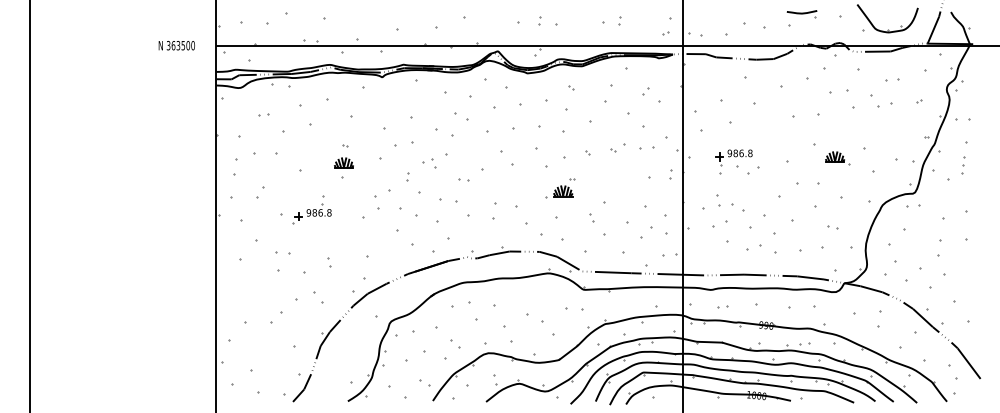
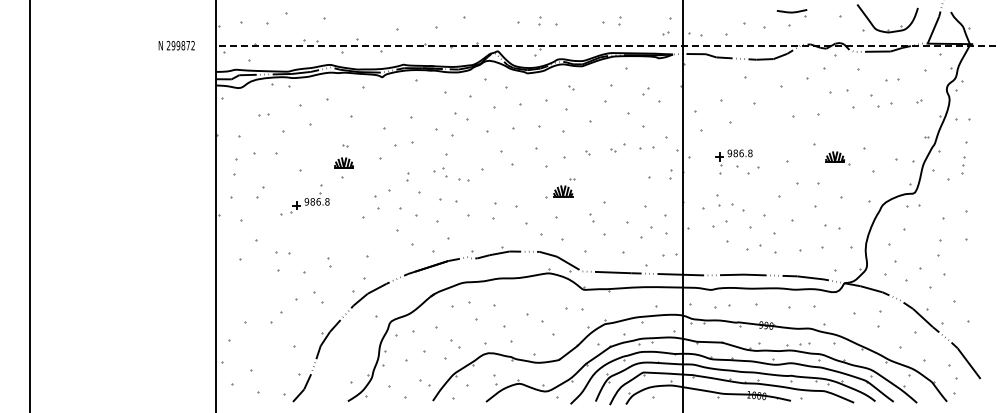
part position: (801, 14) -> (791, 13) (791, 13)
text: 363500 -> 299872 (180, 45)
line: solid -> dashed (607, 45)
part position: (429, 163) -> (440, 172) (440, 172)
part position: (311, 209) -> (309, 198) (309, 198)
part size: 12x5 px -> 17x6 px (832, 226)
part size: 12x4 px -> 17x5 px (722, 306)
